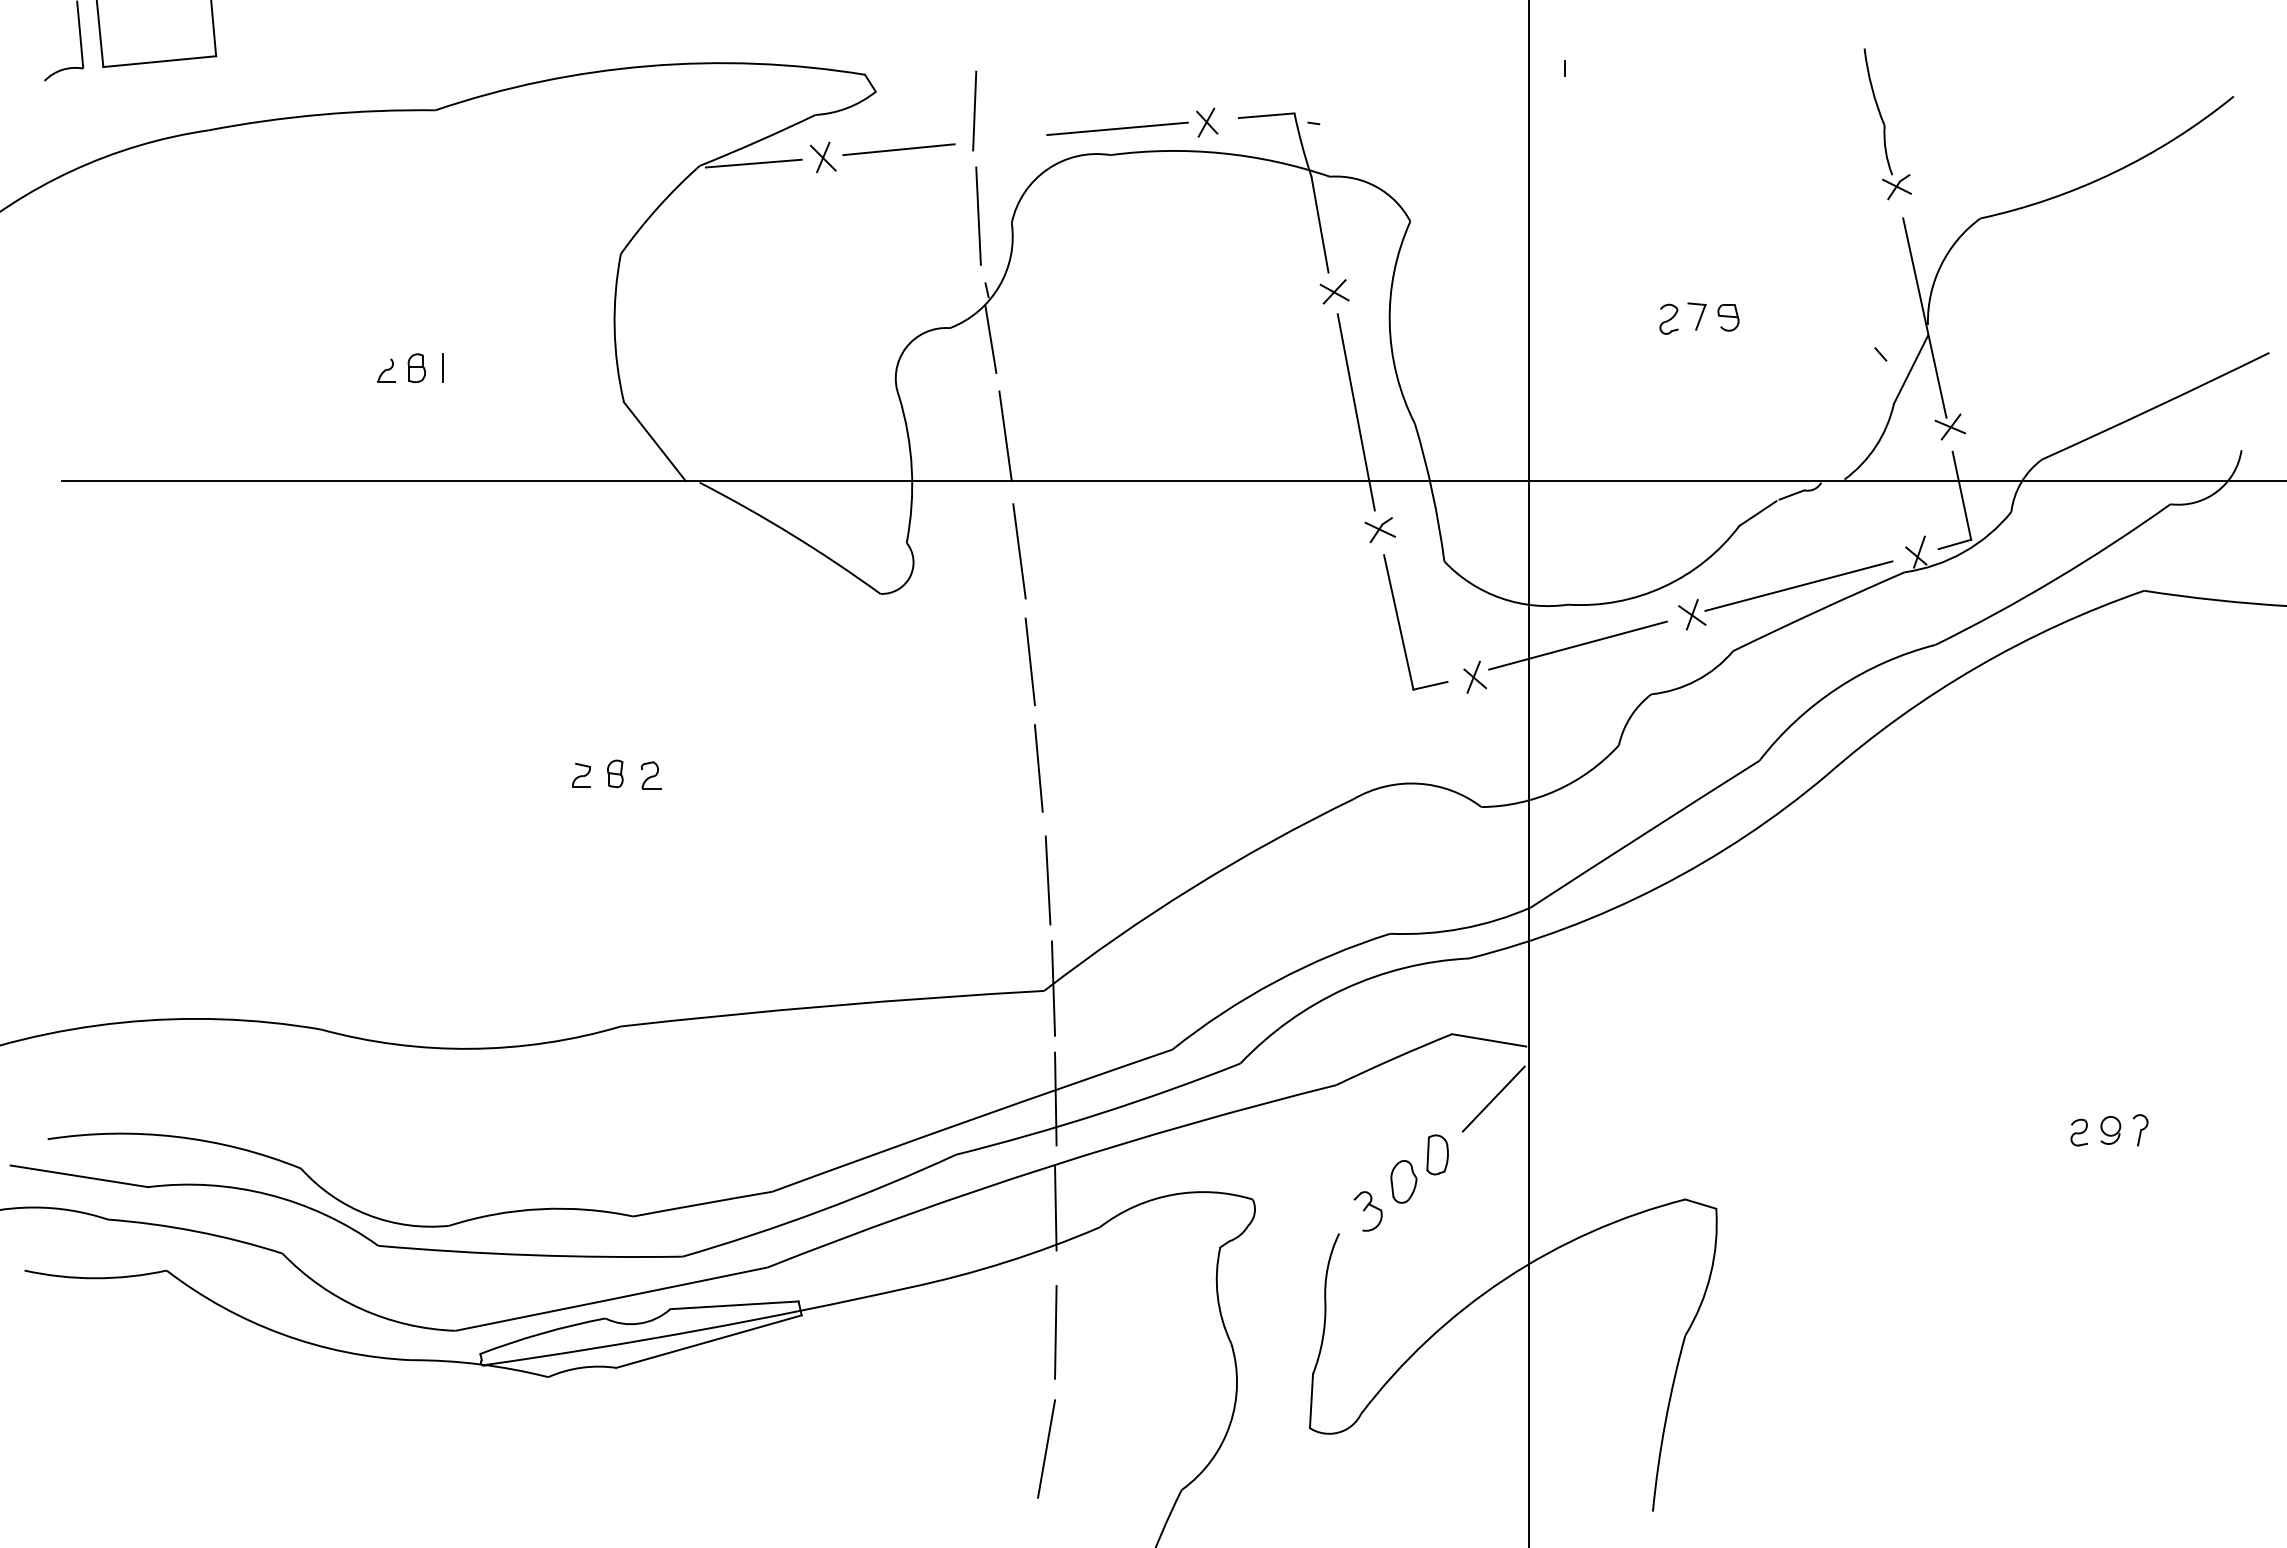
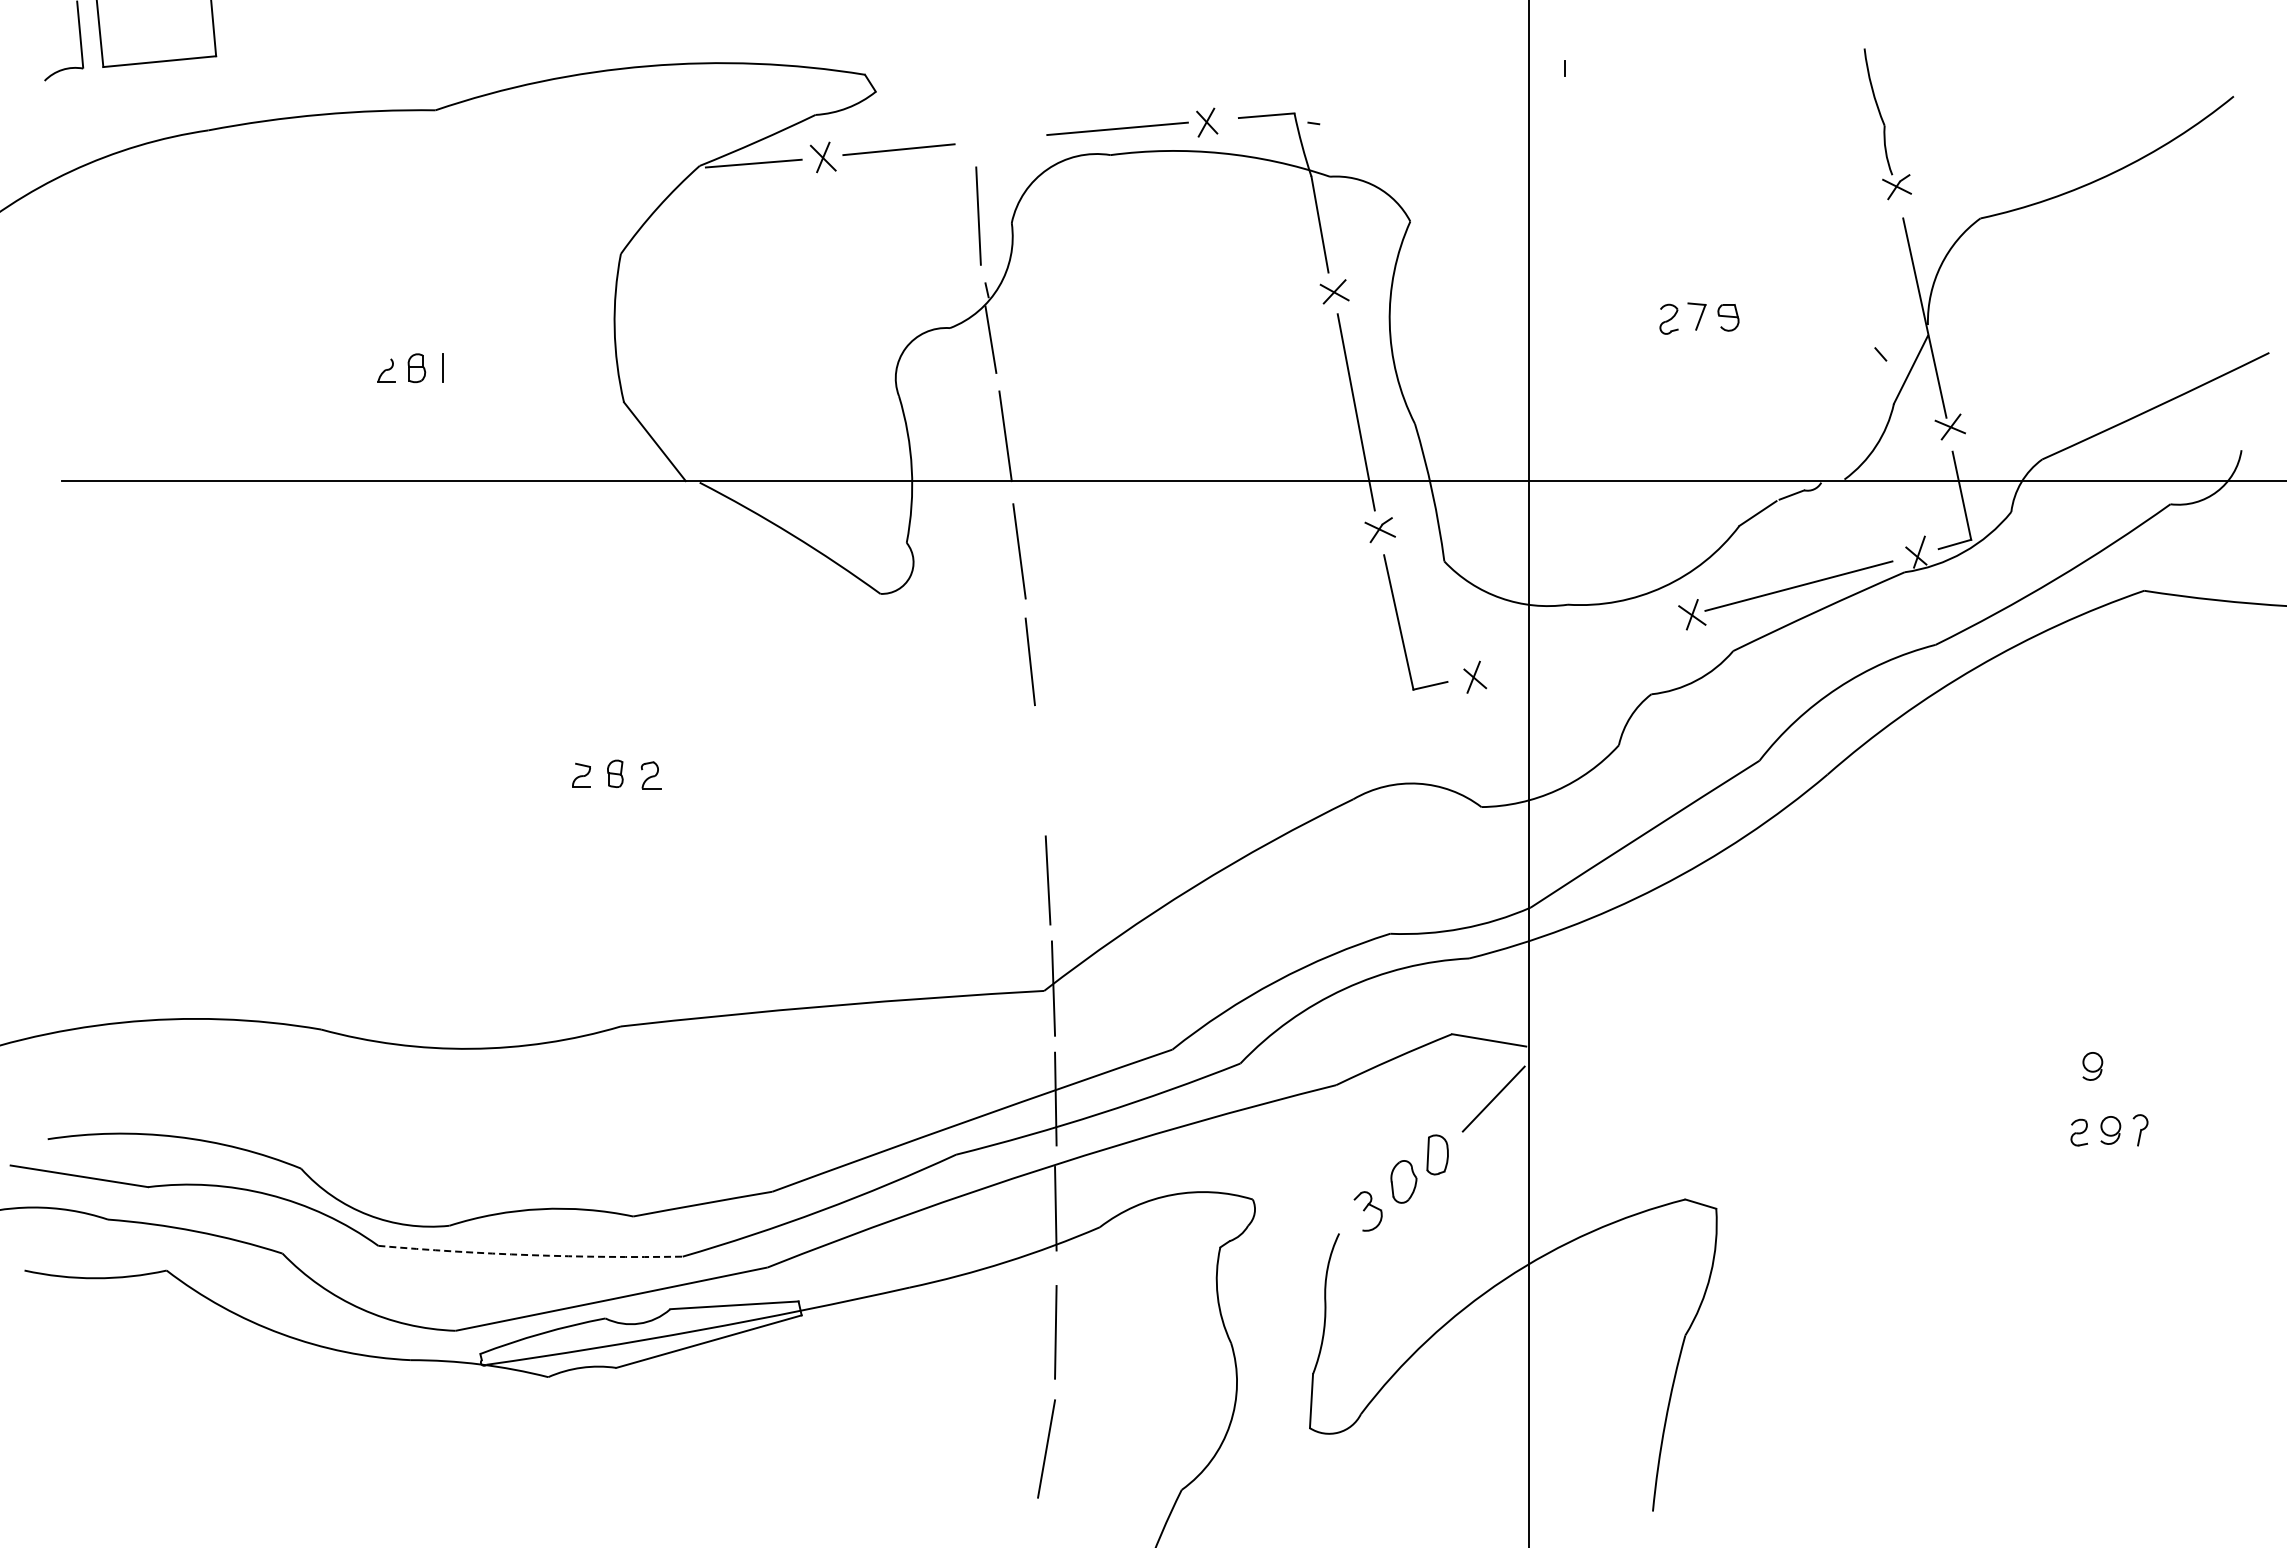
line: present -> none (974, 110)
line: present -> none (1577, 645)
line: present -> none (1038, 768)
part: none -> present (2092, 1066)
arc: solid -> dashed (530, 1255)
